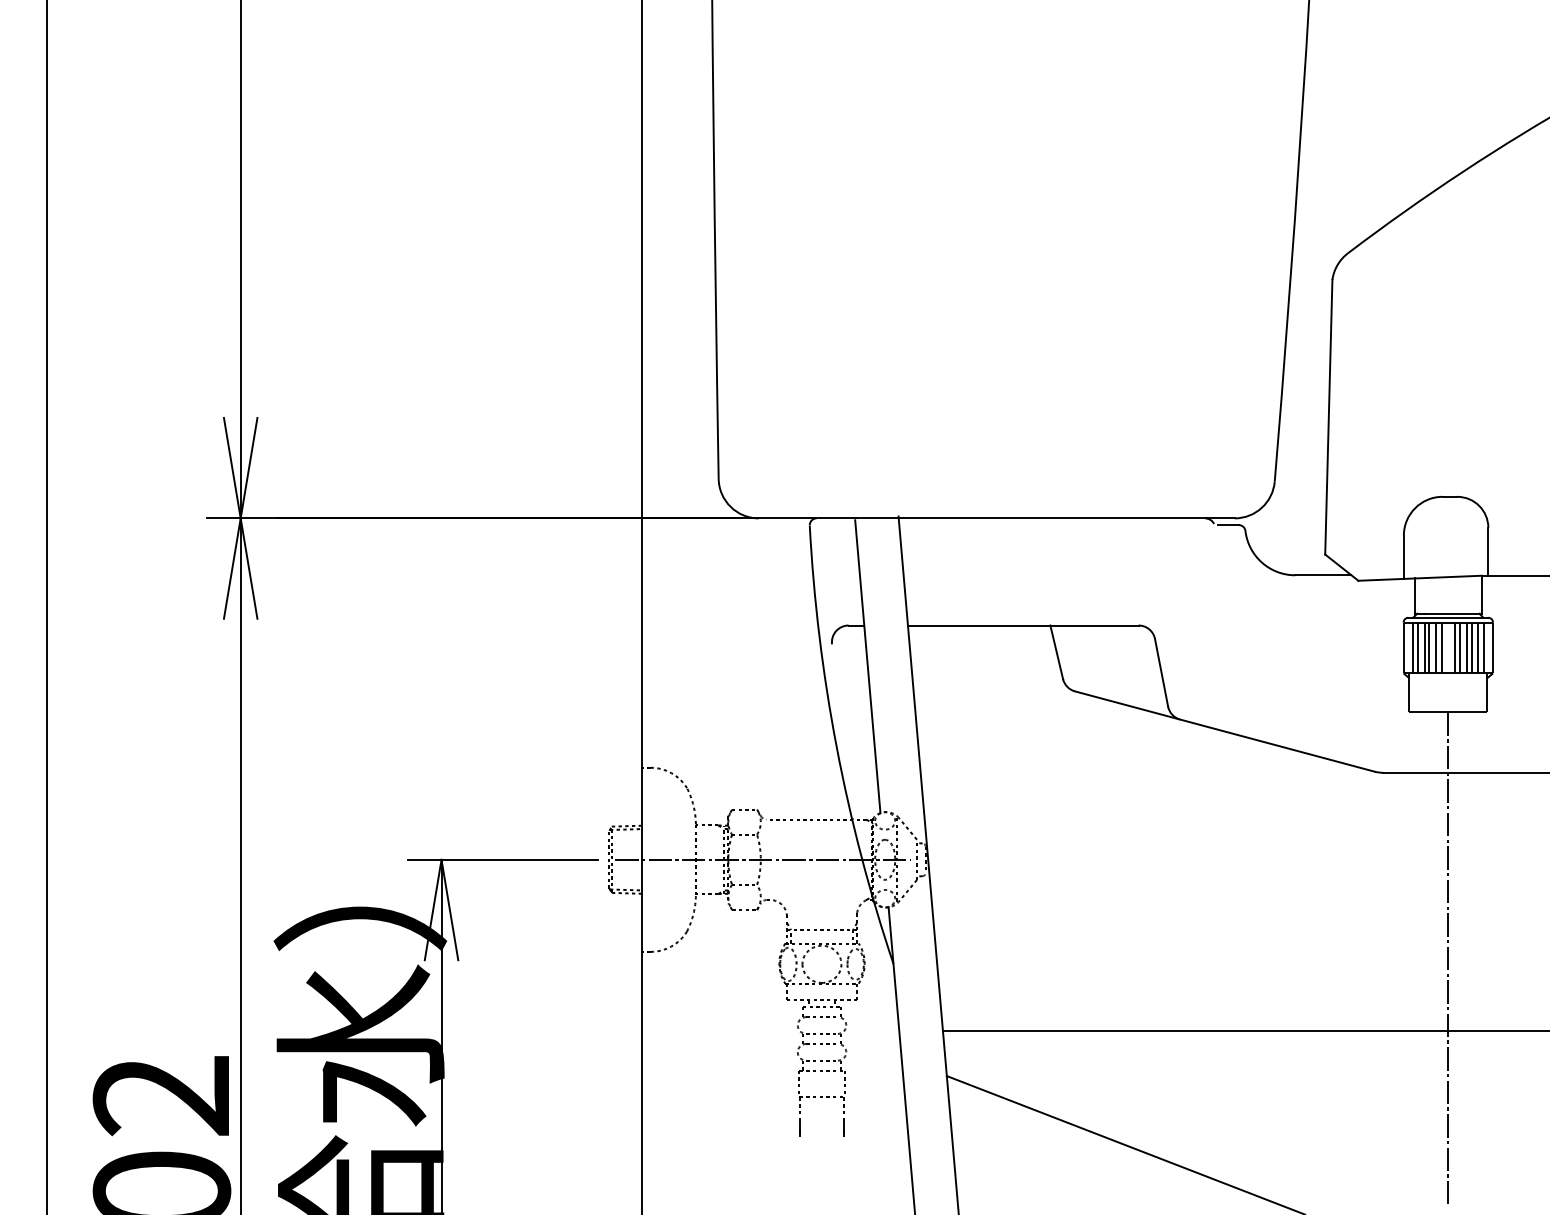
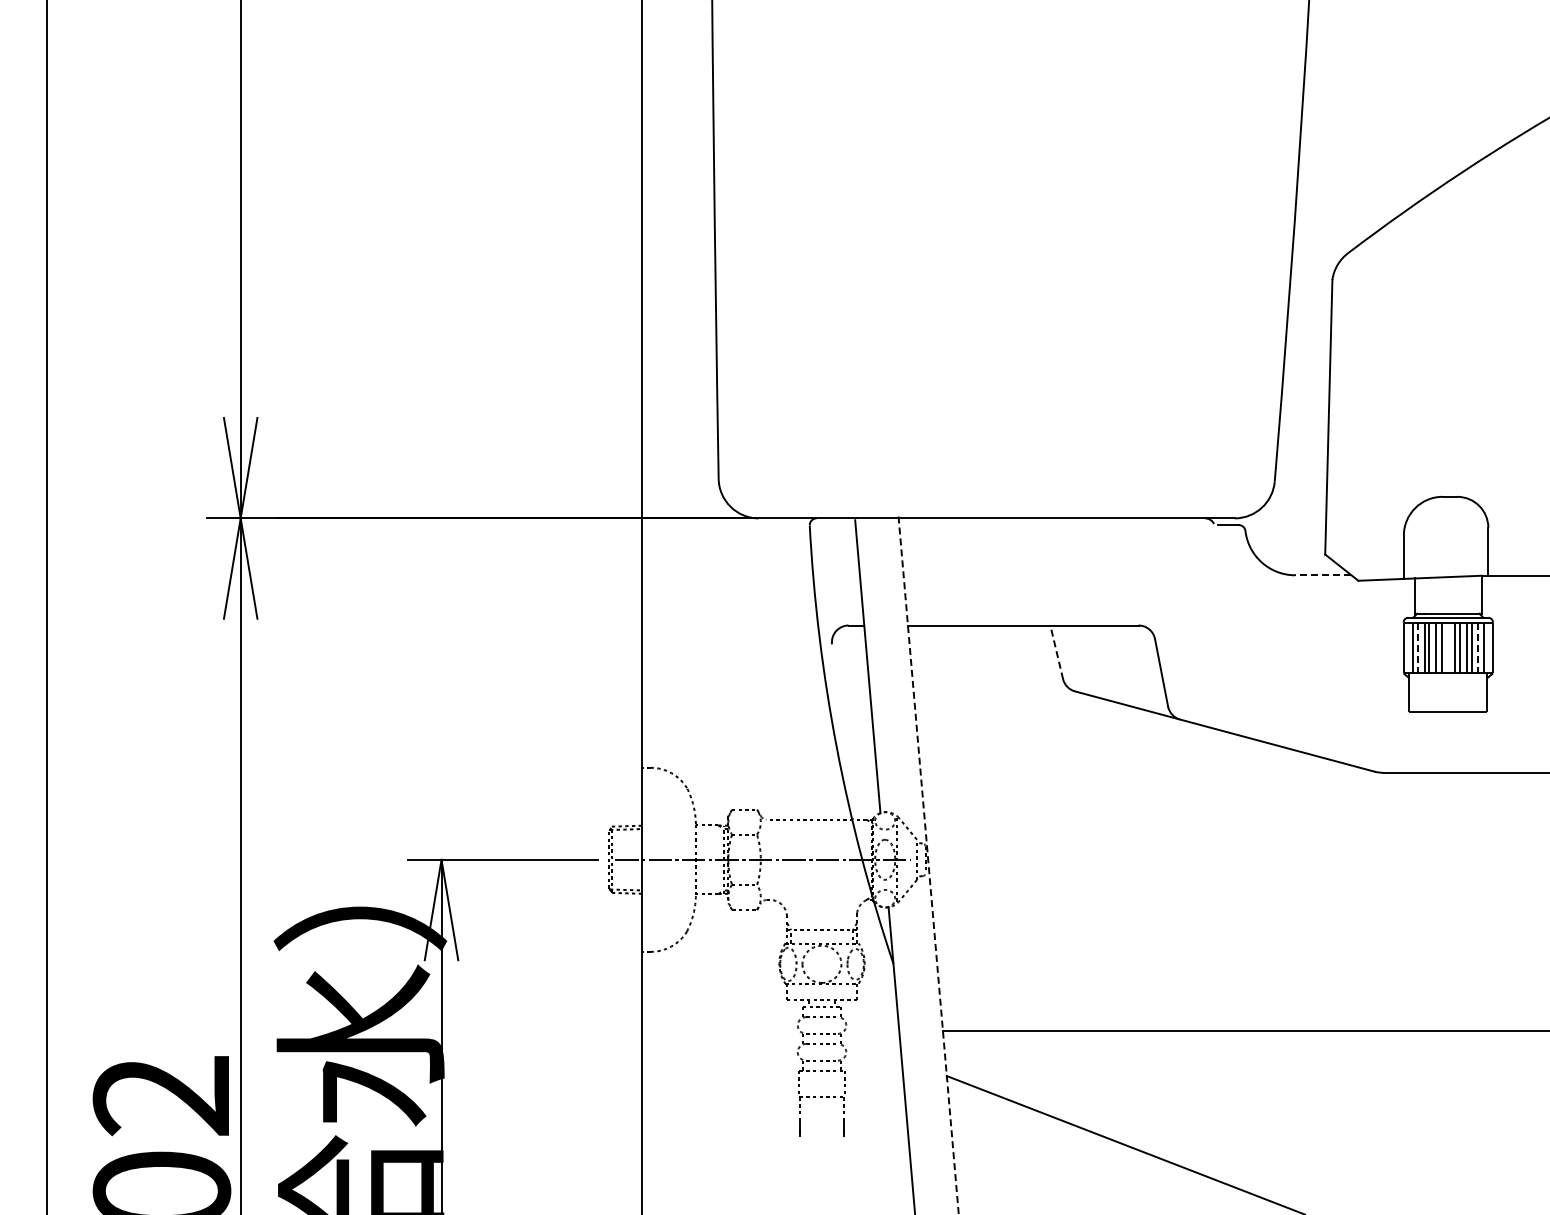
line: solid -> dashed (1322, 575)
line: solid -> dashed (1418, 648)
line: solid -> dashed (1478, 648)
line: solid -> dashed (1056, 652)
line: solid -> dashed (928, 866)
line: present -> none (1448, 957)
